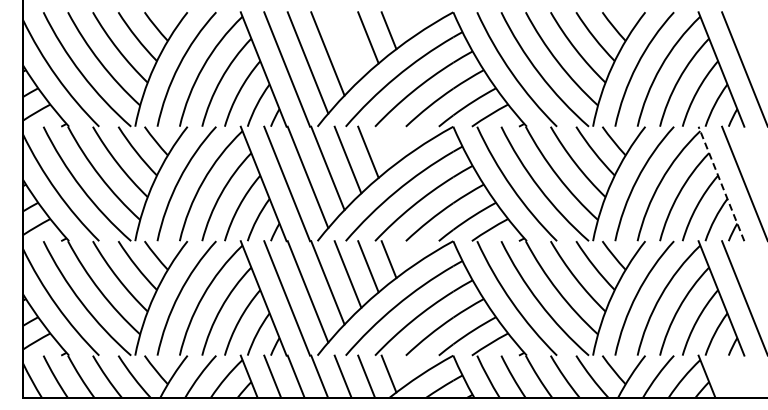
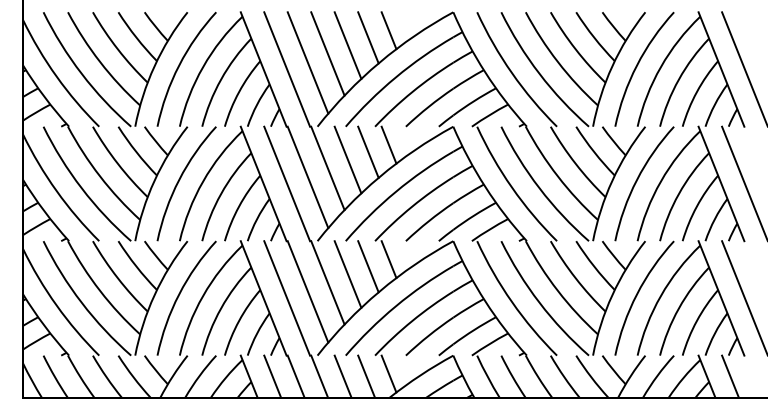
line: none -> present (347, 45)
line: none -> present (388, 144)
line: dashed -> solid (721, 183)
line: none -> present (730, 376)
